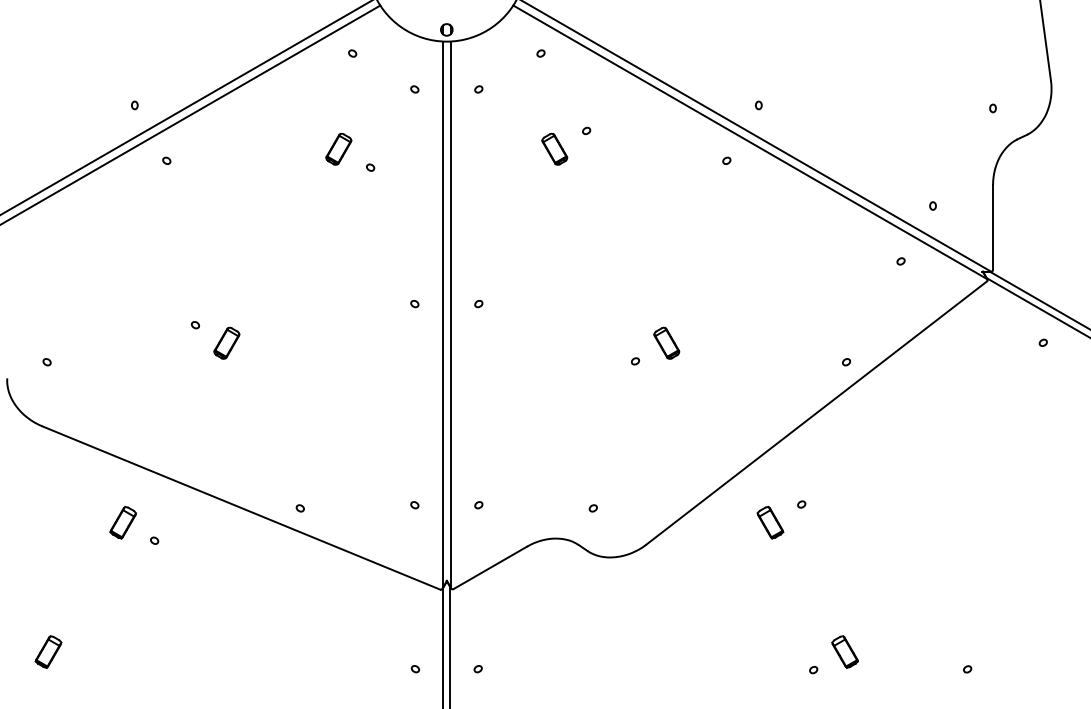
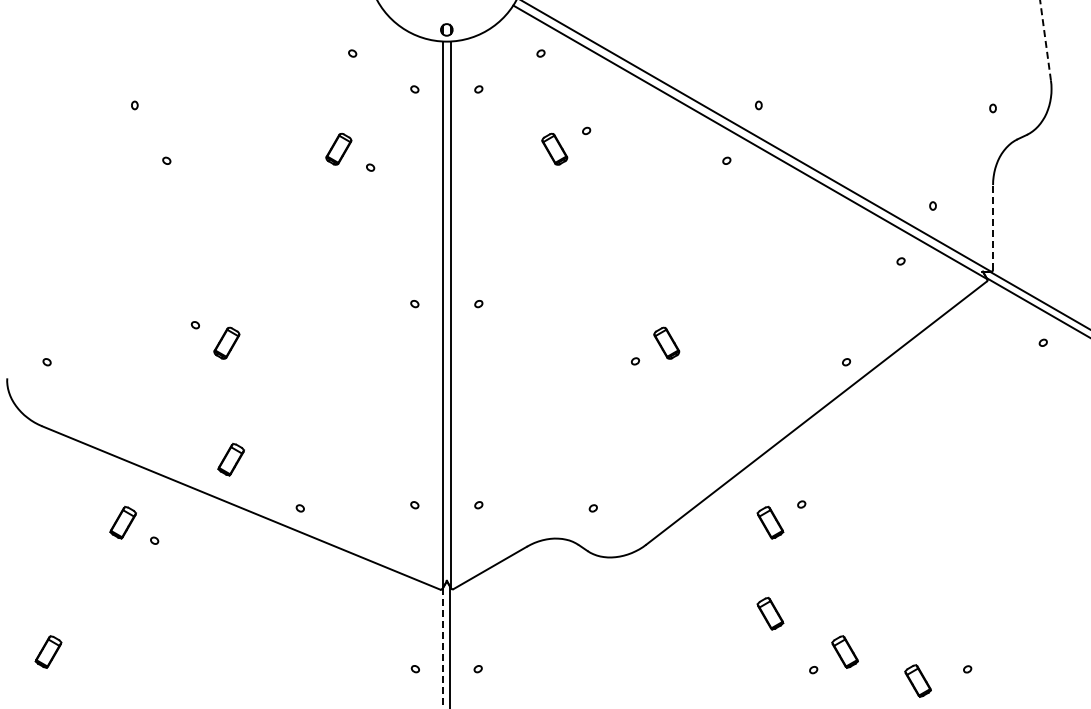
line: solid -> dashed (1045, 40)
line: present -> none (185, 107)
line: present -> none (191, 114)
line: solid -> dashed (993, 226)
part: none -> present (230, 459)
part: none -> present (770, 613)
line: solid -> dashed (443, 648)
part: none -> present (917, 680)
